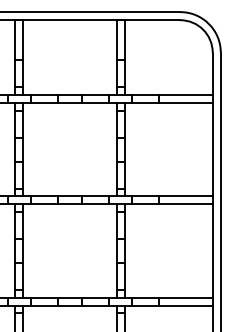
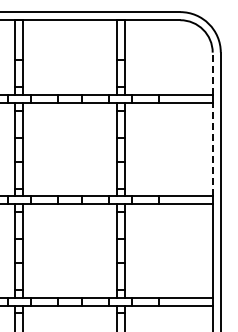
line: solid -> dashed (212, 73)
line: solid -> dashed (212, 149)
